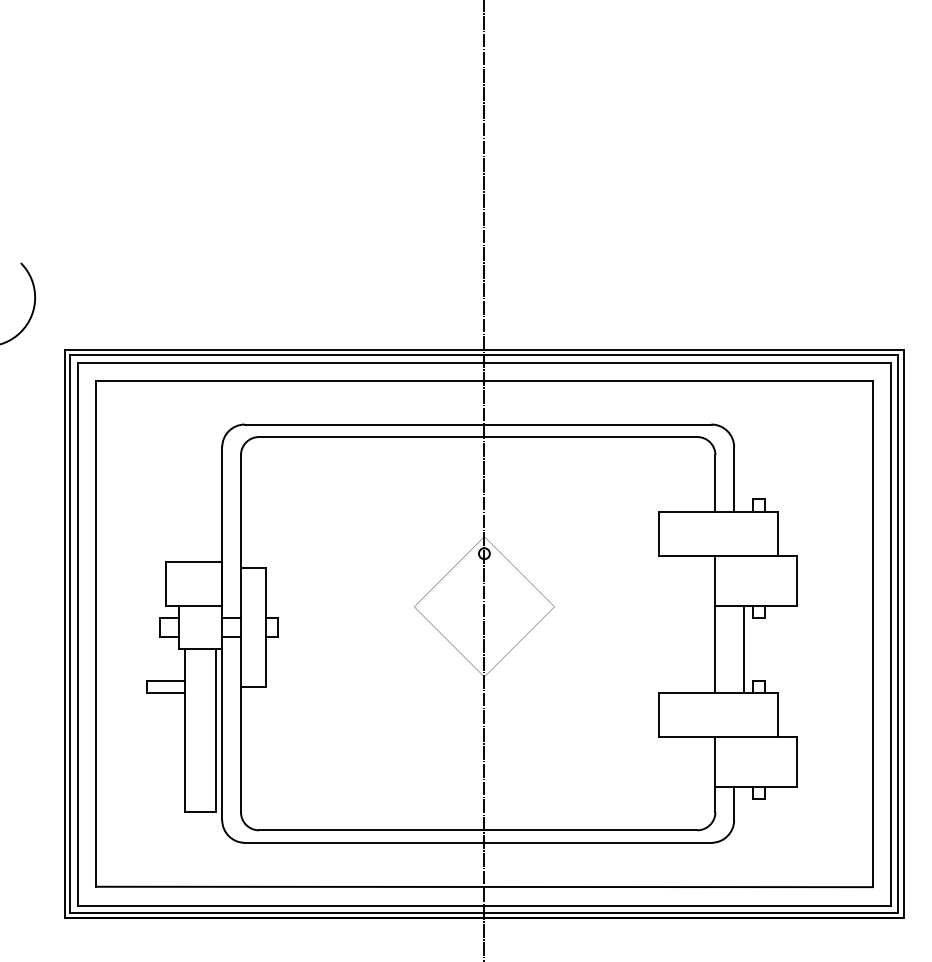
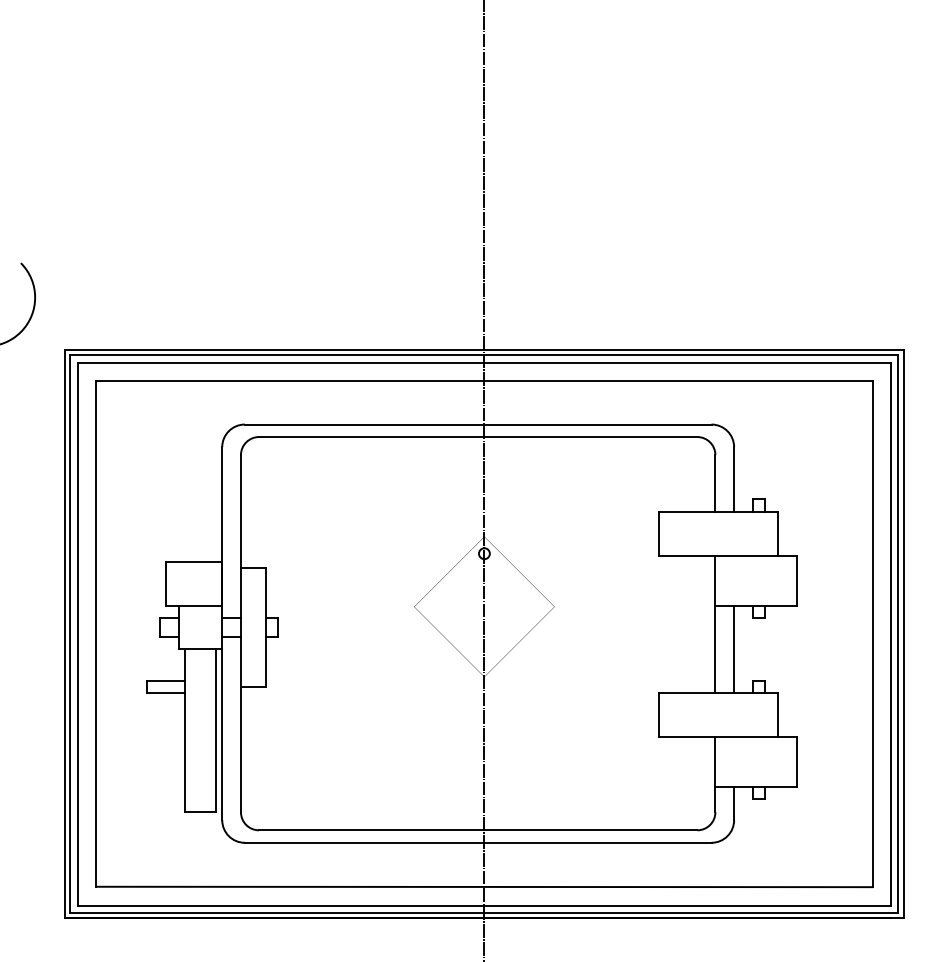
line position: (744, 648) -> (734, 648) (734, 648)
